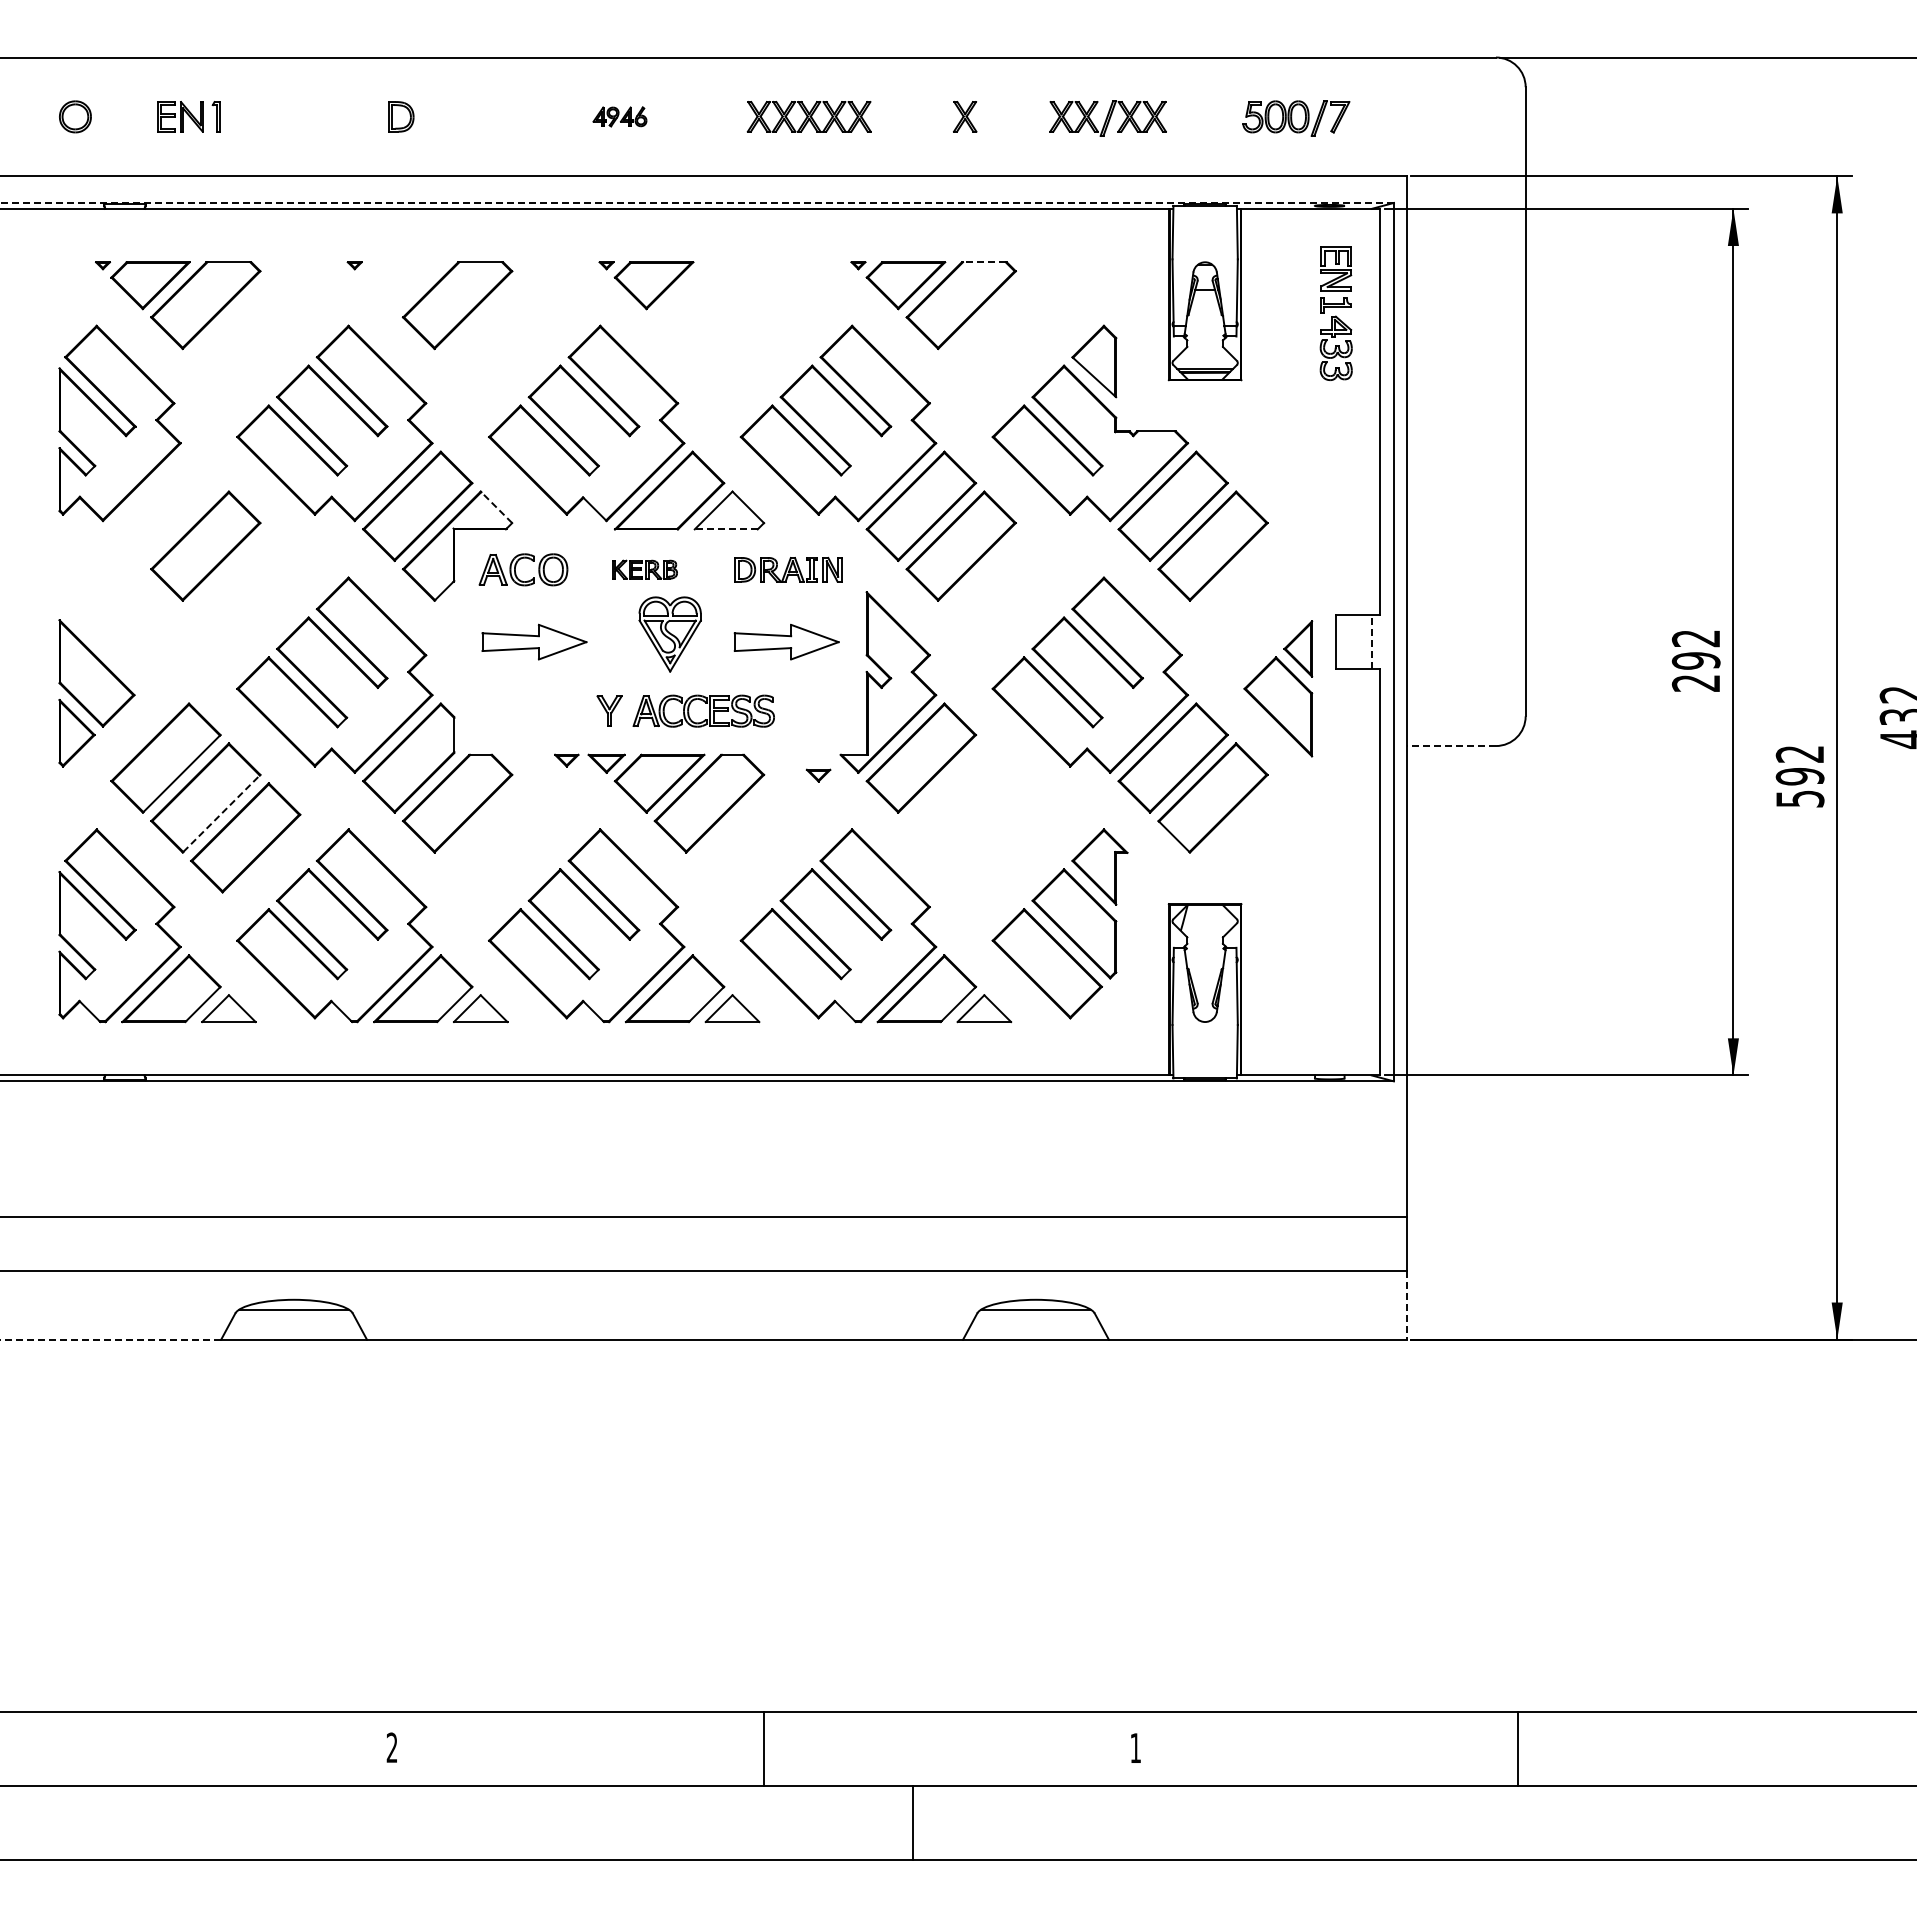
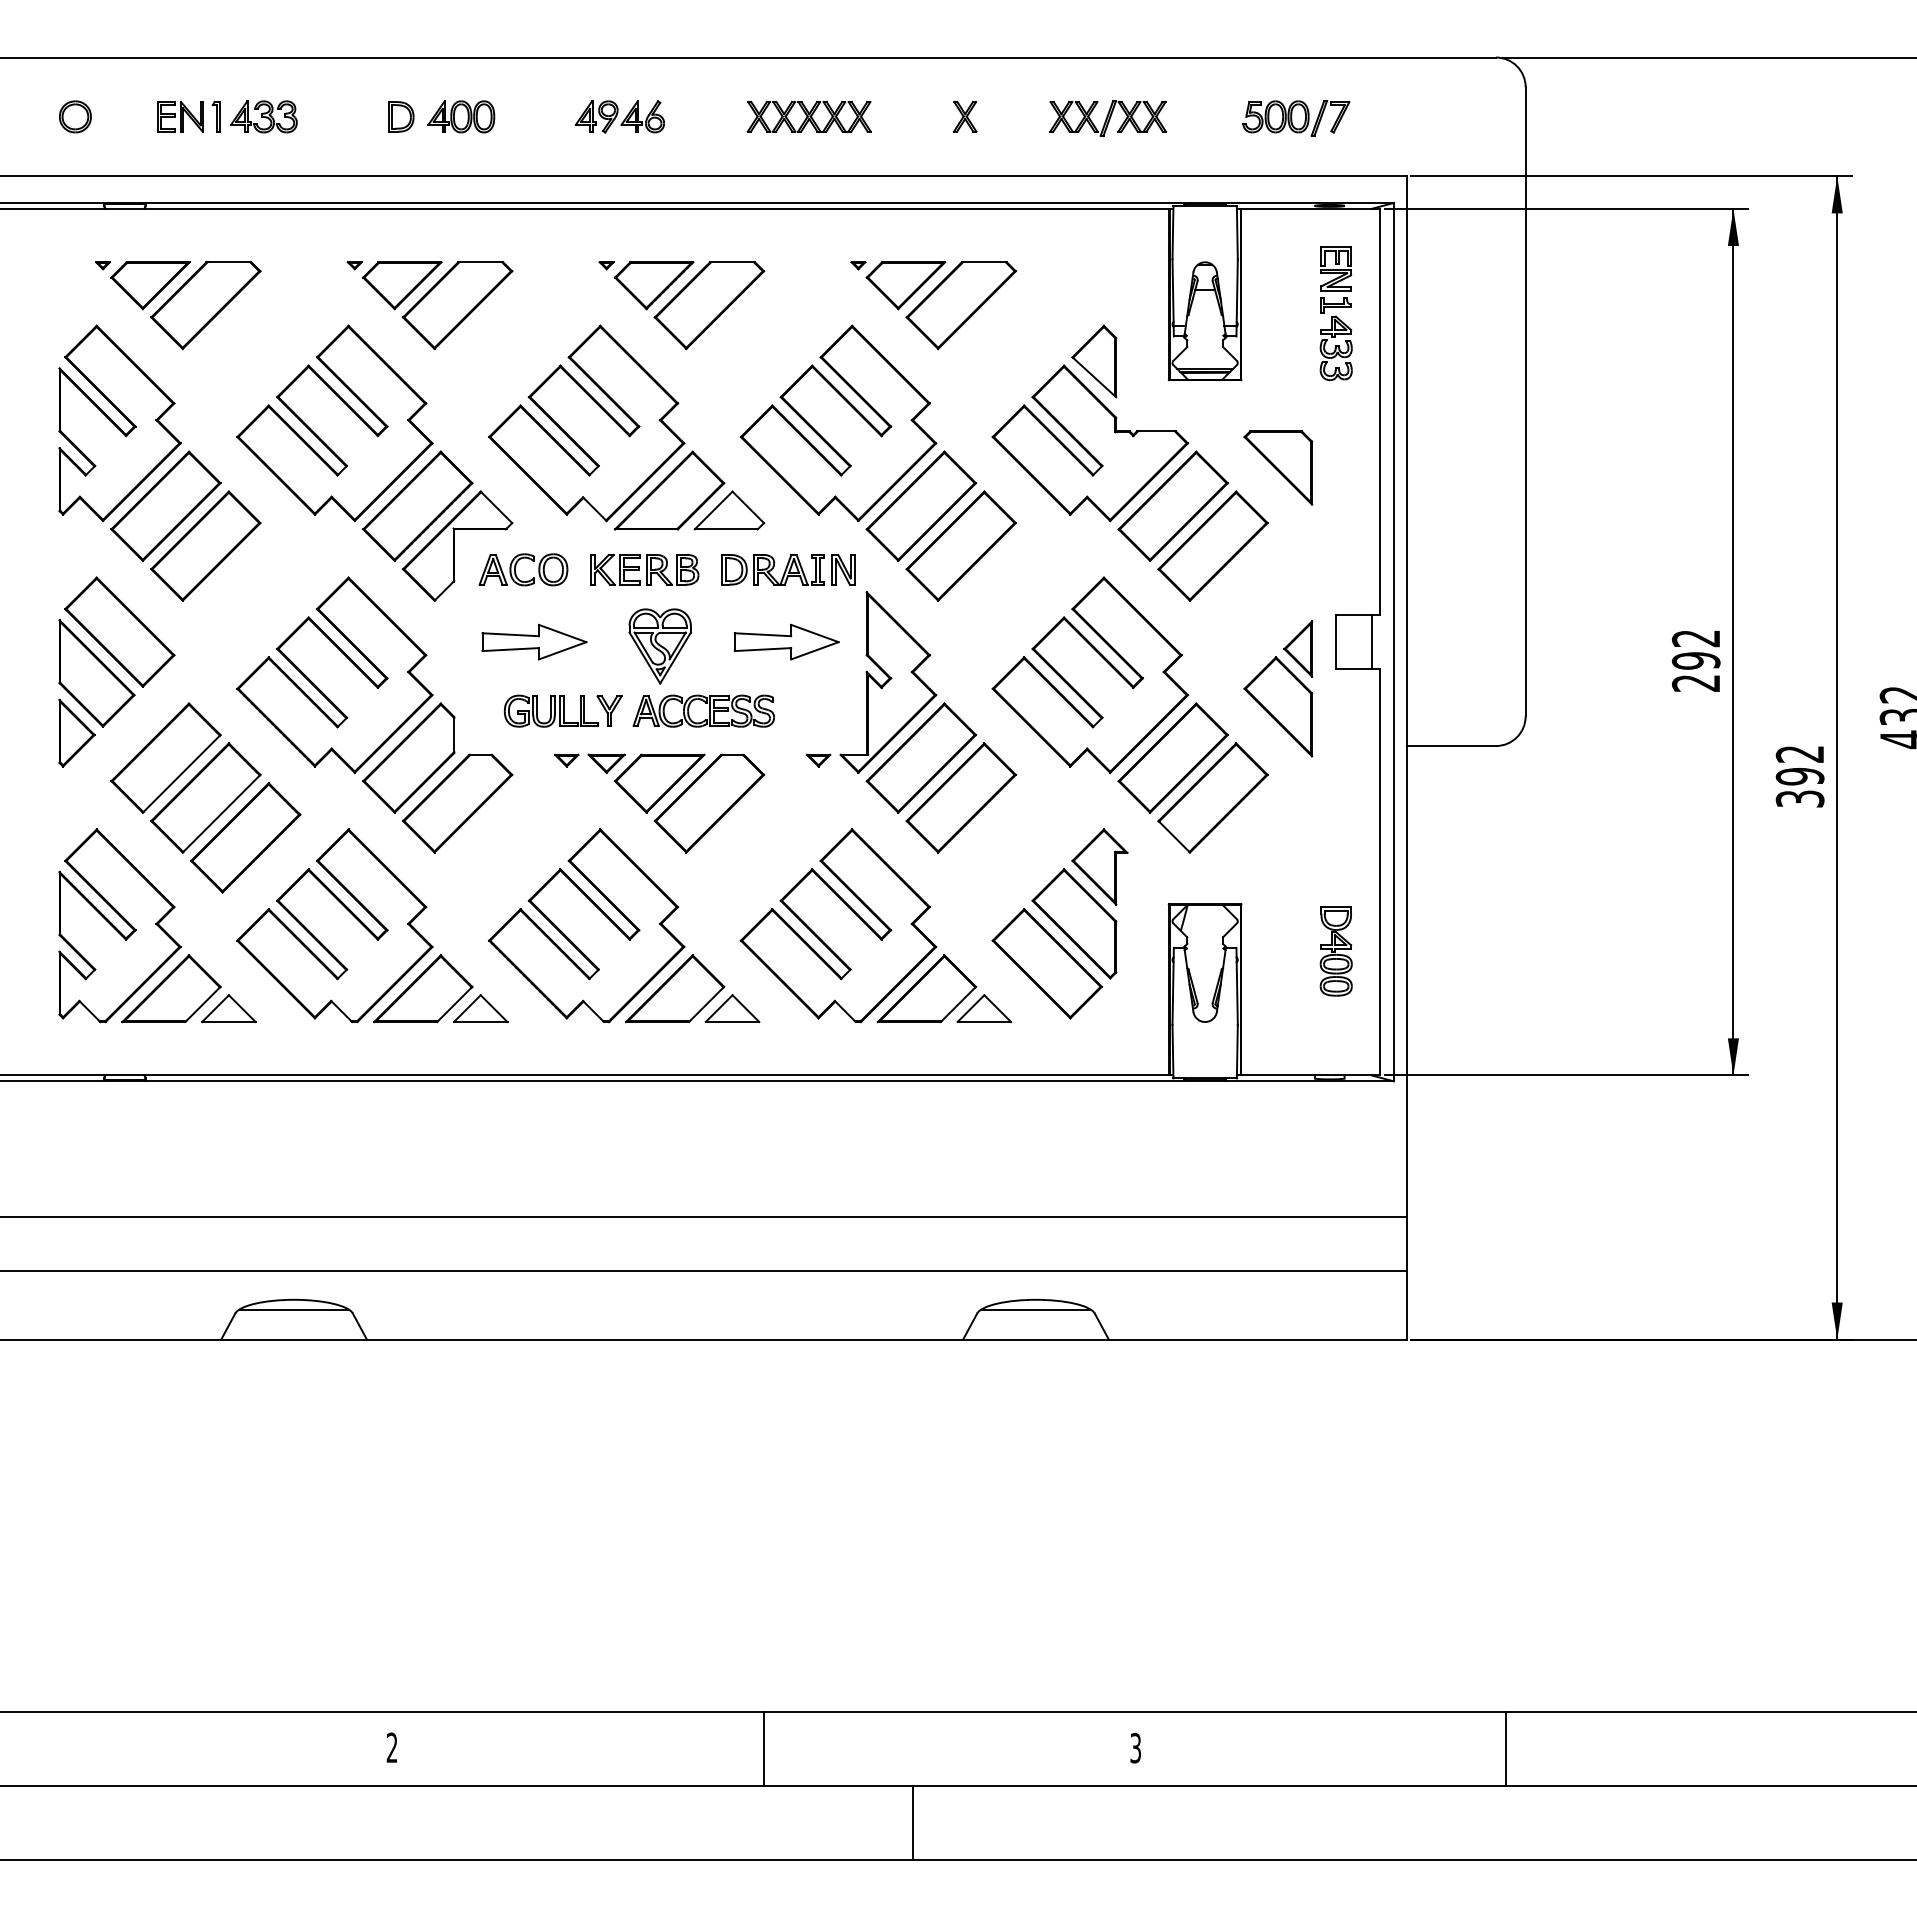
part: none -> present (263, 116)
part: none -> present (461, 116)
part size: 56x22 px -> 90x34 px (619, 116)
line: dashed -> solid (697, 202)
line: dashed -> solid (983, 262)
part: none -> present (402, 285)
part: none -> present (709, 305)
part: none -> present (1278, 467)
part: none -> present (165, 505)
line: dashed -> solid (496, 507)
line: dashed -> solid (725, 529)
part size: 66x21 px -> 110x33 px (644, 569)
part size: 109x26 px -> 135x32 px (788, 569)
part: none -> present (119, 631)
part position: (669, 634) -> (659, 646) (659, 646)
line: dashed -> solid (1371, 642)
part: none -> present (550, 710)
line: dashed -> solid (1451, 746)
part position: (818, 775) -> (818, 760) (818, 760)
part: none -> present (960, 797)
text: 592 -> 392 (1799, 798)
line: dashed -> solid (221, 813)
part: none -> present (1335, 951)
line: dashed -> solid (1406, 1305)
line: dashed -> solid (110, 1339)
text: 1 -> 3 (1135, 1747)
line position: (1518, 1749) -> (1506, 1749) (1506, 1749)
